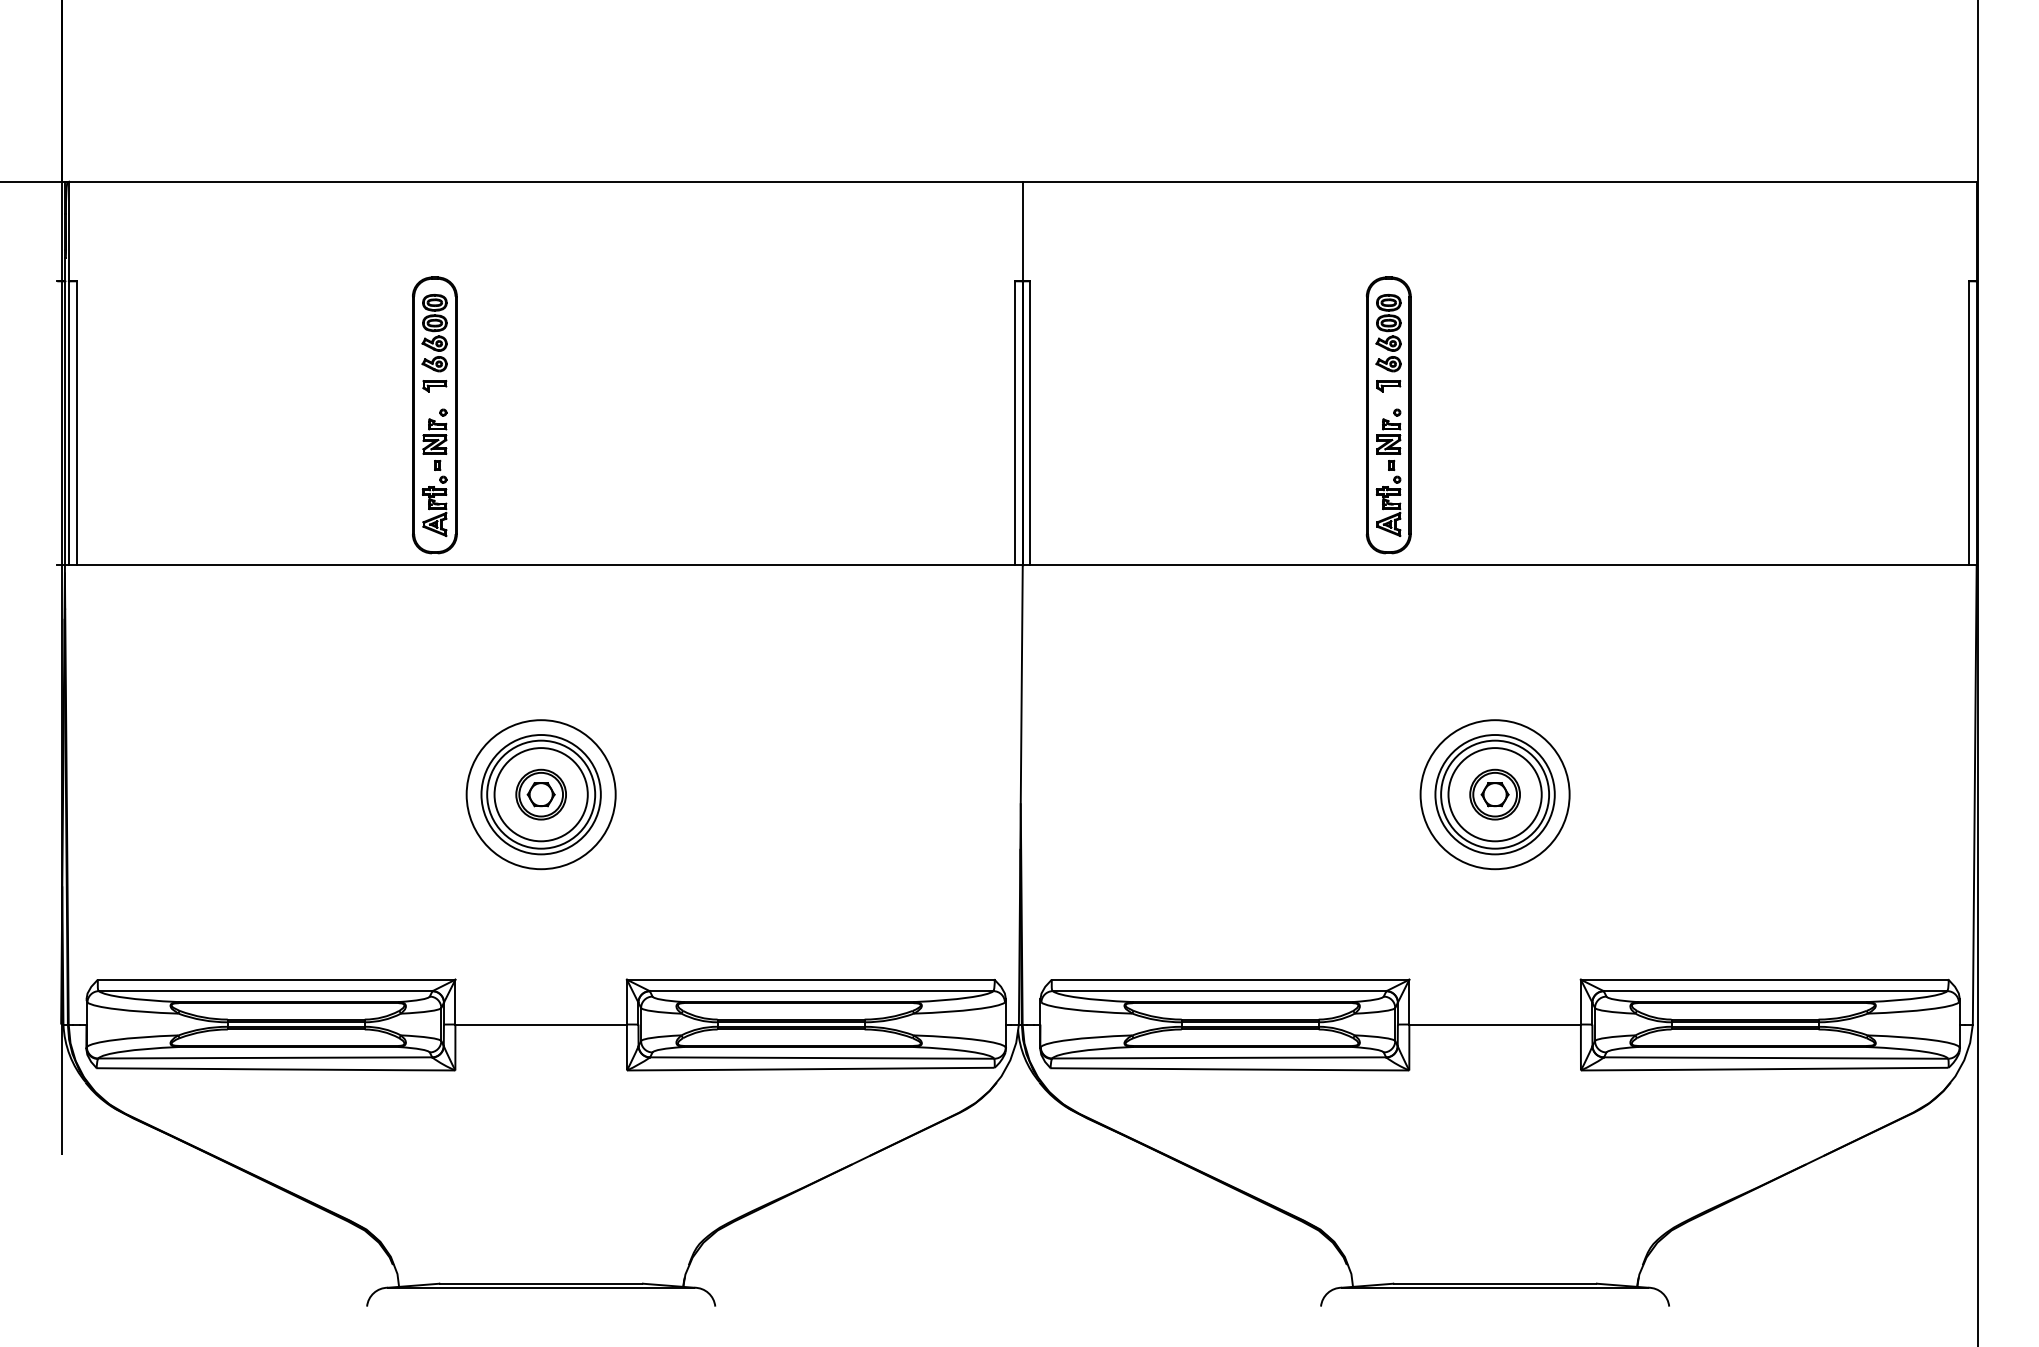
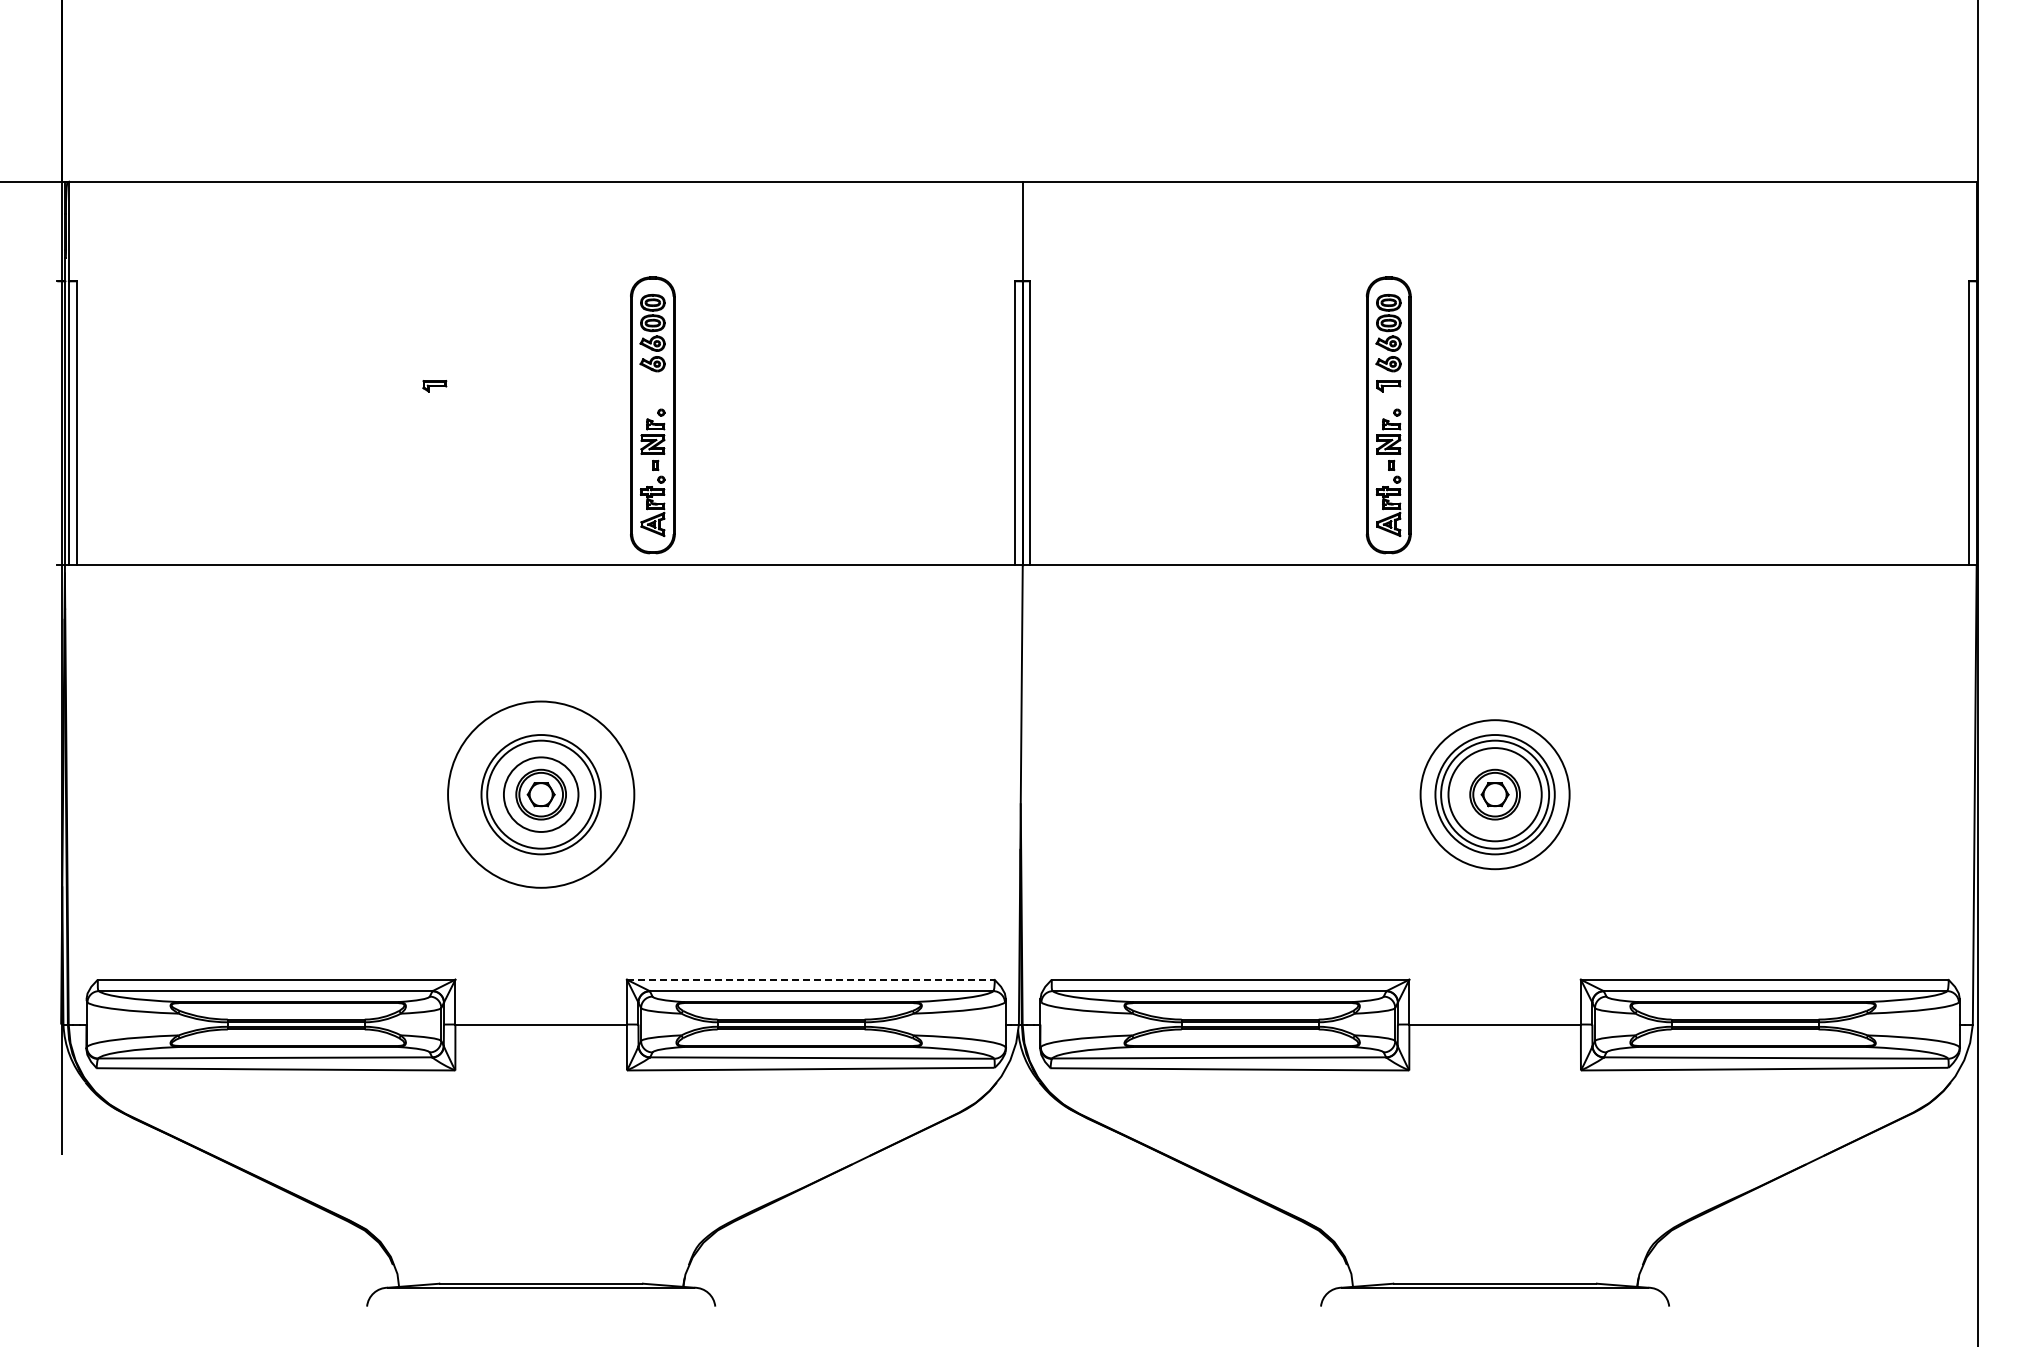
part position: (434, 415) -> (652, 415) (652, 415)
circle diameter: 149 px -> 186 px (541, 794)
circle diameter: 93 px -> 75 px (540, 794)
line: solid -> dashed (810, 979)
